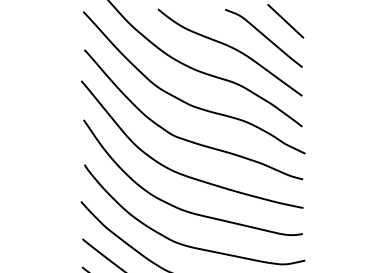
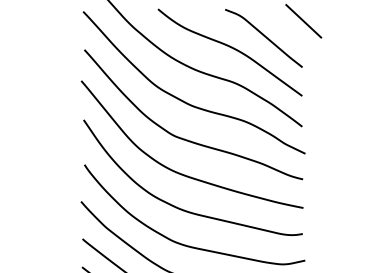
line position: (285, 21) -> (303, 21) (303, 21)
